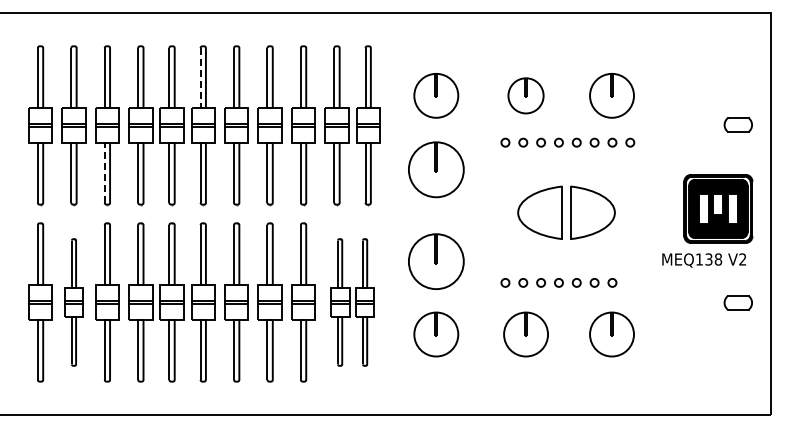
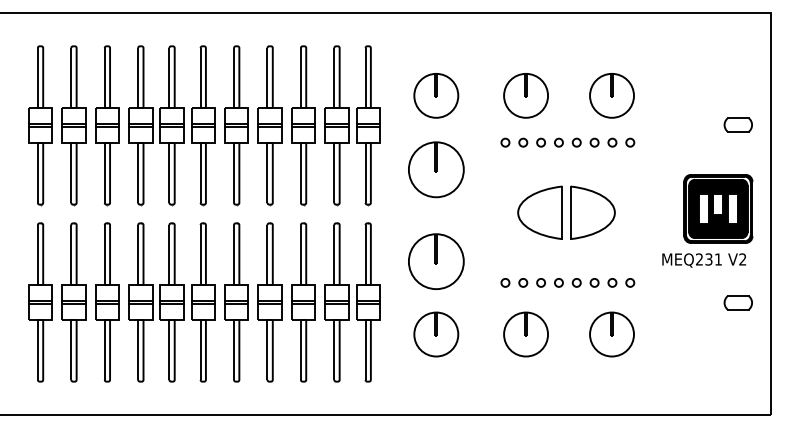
line: dashed -> solid (200, 81)
part size: 38x38 px -> 46x46 px (525, 95)
line: dashed -> solid (104, 169)
text: MEQ138 -> MEQ231 (709, 259)
circle: none -> present (630, 282)
part size: 20x129 px -> 26x161 px (73, 302)
part size: 45x129 px -> 57x161 px (352, 302)
